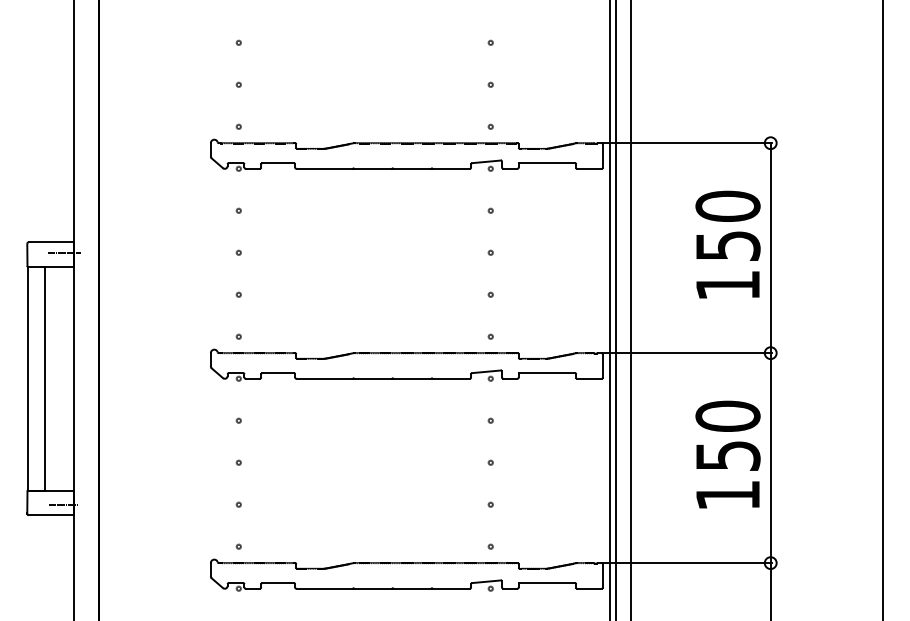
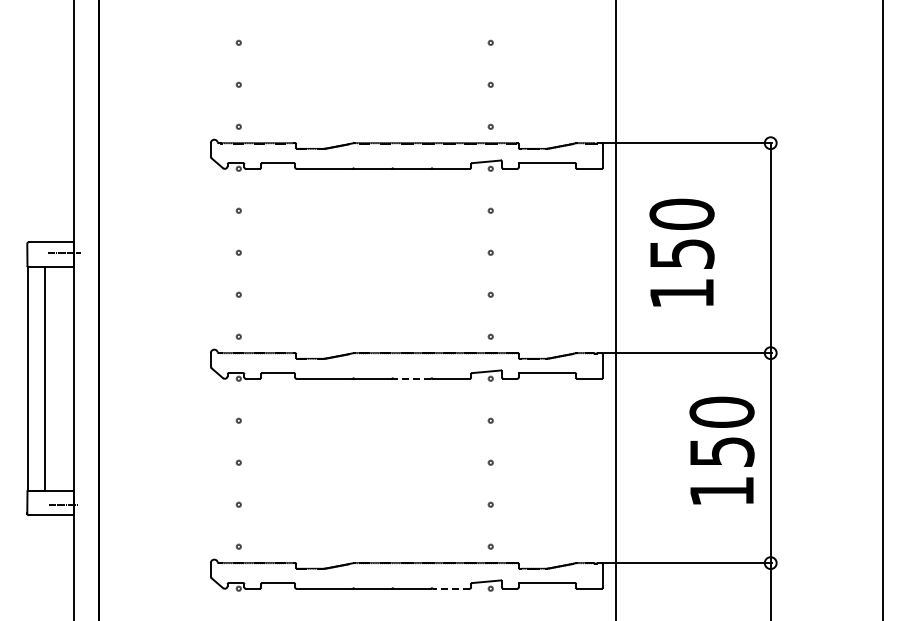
text position: (727, 244) -> (681, 252) (681, 252)
line: present -> none (610, 309)
line: present -> none (630, 309)
line: solid -> dashed (412, 378)
text position: (727, 454) -> (721, 450) (721, 450)
line: solid -> dashed (450, 588)
